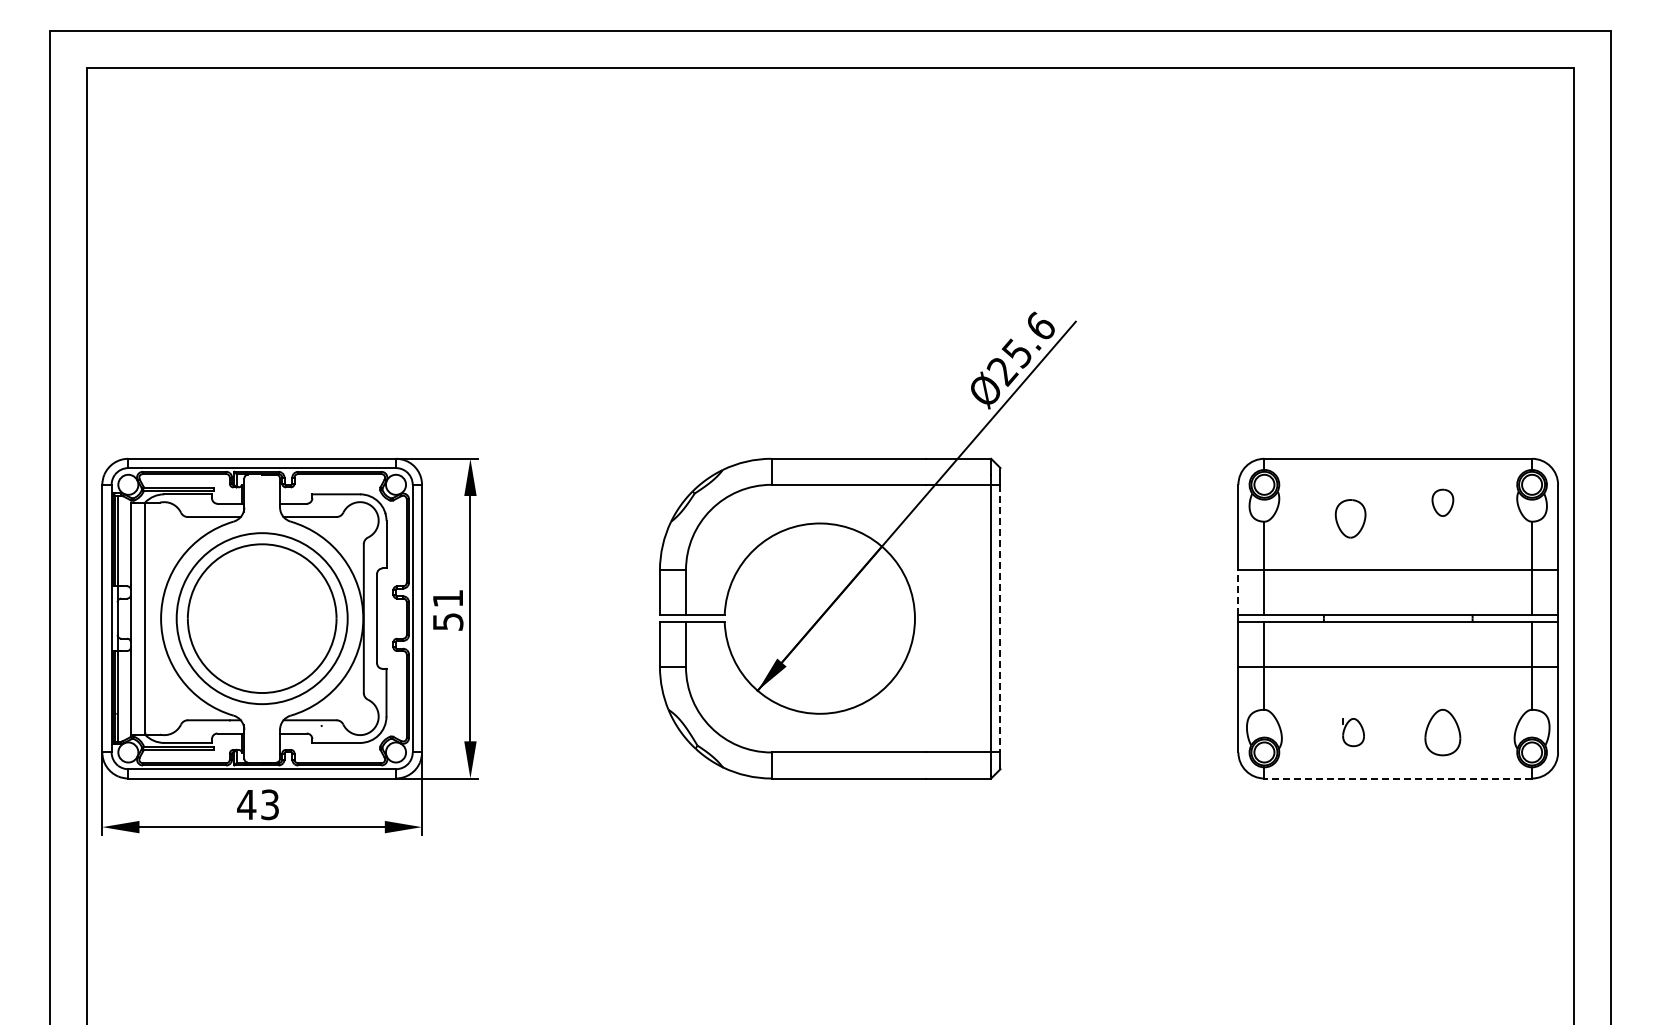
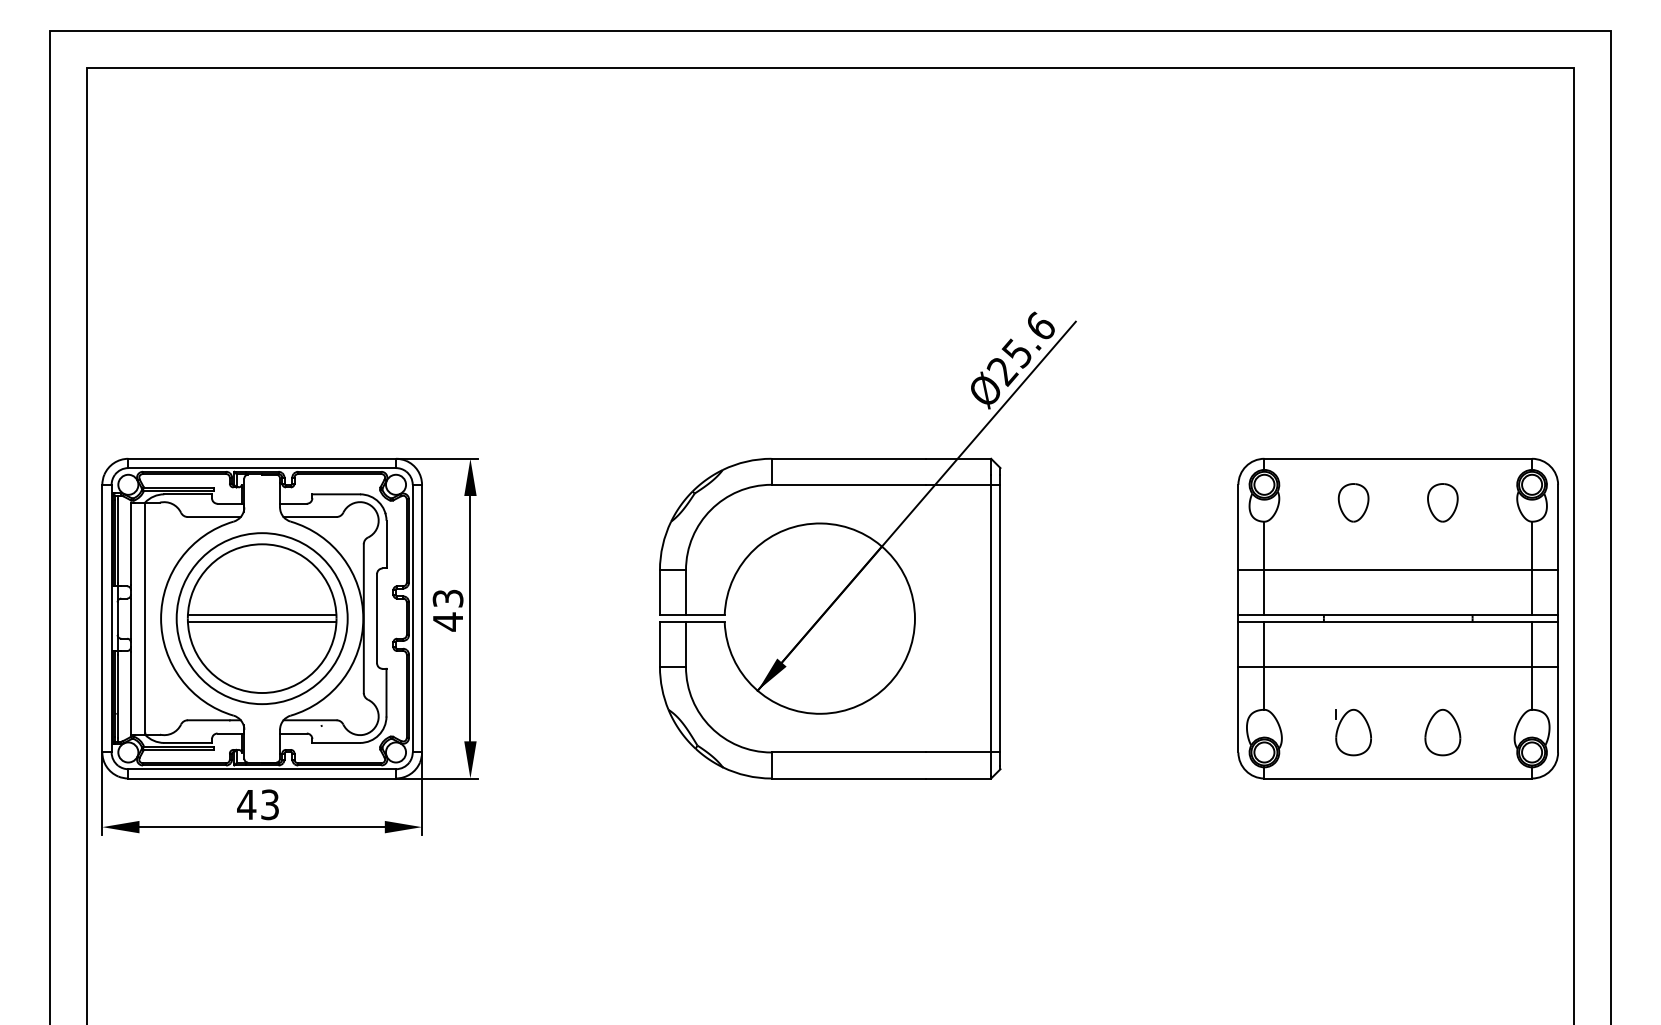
part size: 24x29 px -> 32x40 px (1442, 502)
part position: (1350, 518) -> (1353, 502) (1353, 502)
line: dashed -> solid (1238, 592)
text: 51 -> 43 (447, 610)
line: none -> present (262, 614)
line: dashed -> solid (1000, 618)
line: none -> present (262, 622)
part size: 23x30 px -> 37x49 px (1353, 732)
line: dashed -> solid (1398, 778)
